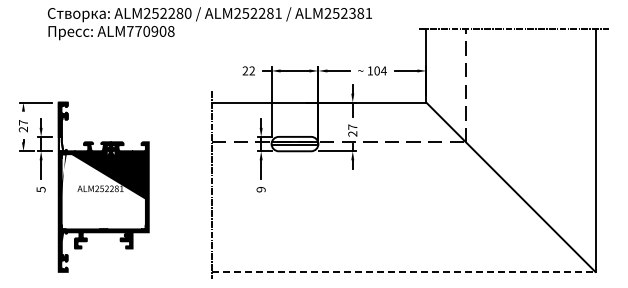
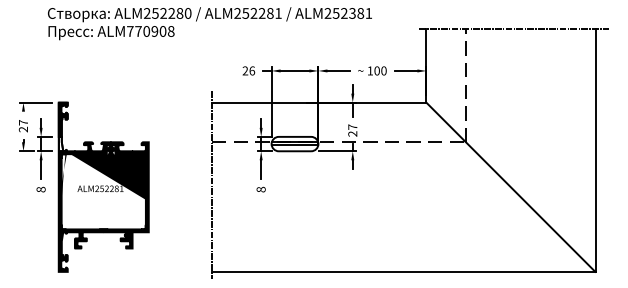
text: 22 -> 26 (252, 70)
text: 104 -> 100 (383, 70)
text: 5 -> 8 (40, 189)
text: 9 -> 8 (260, 189)
line: dashed -> solid (403, 271)
